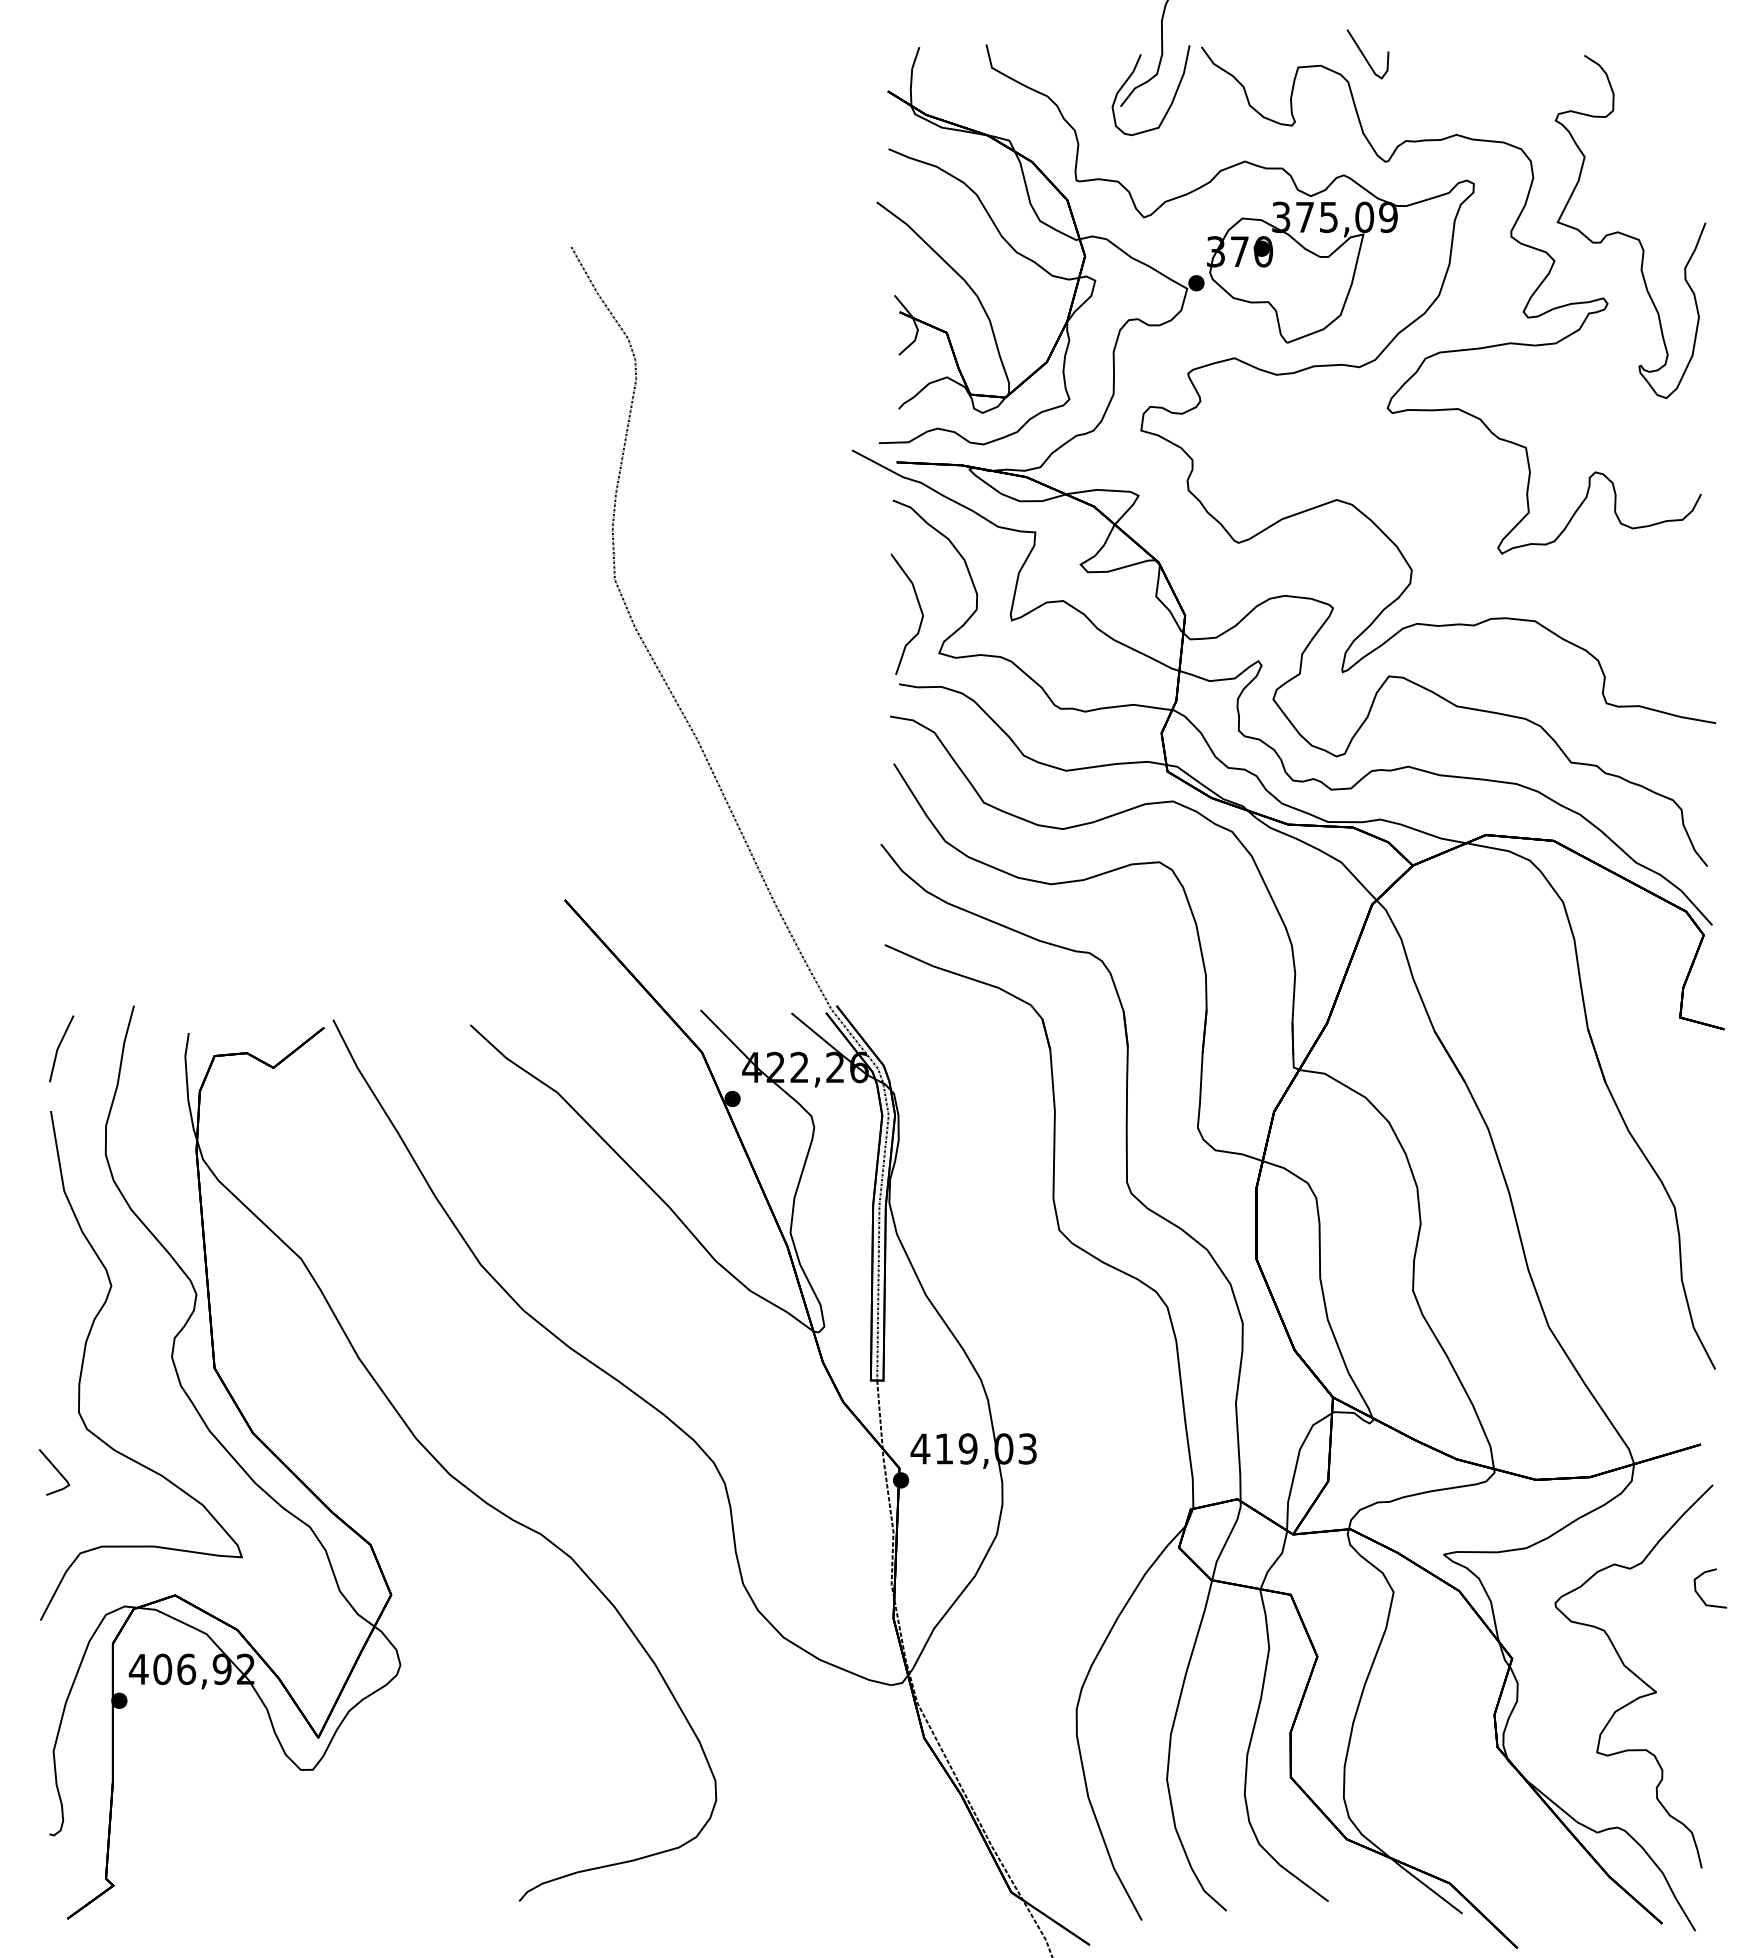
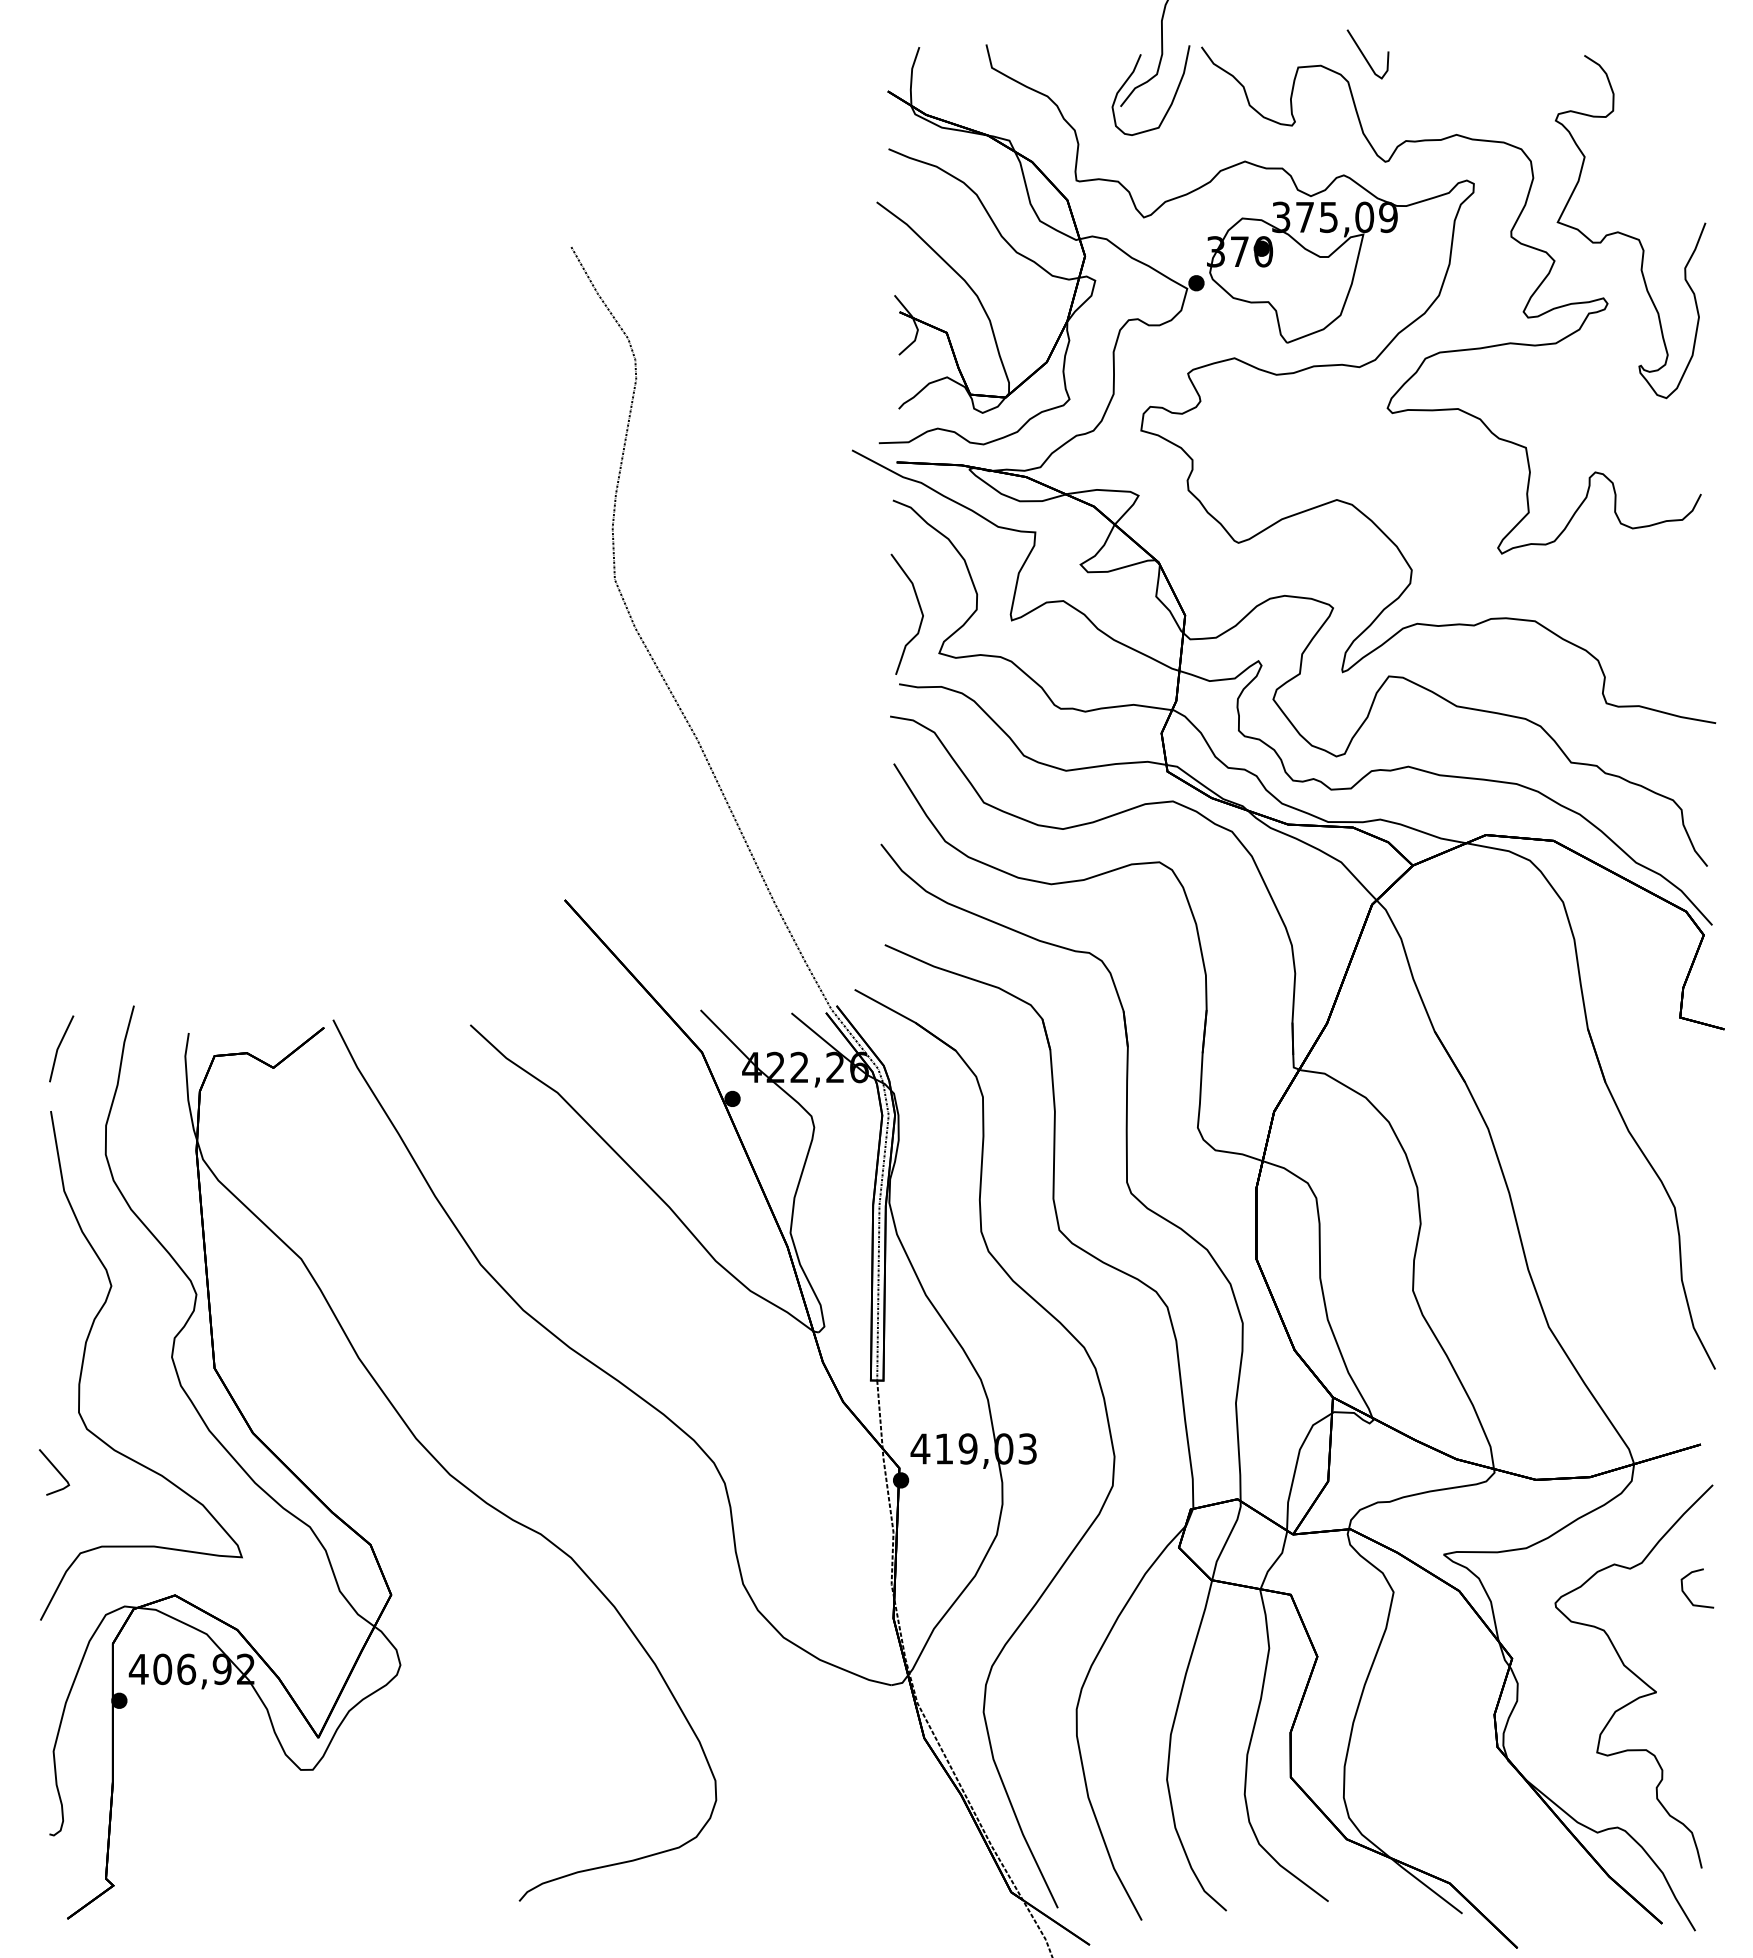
part: none -> present (1108, 1430)
part position: (1700, 1595) -> (1687, 1595) (1687, 1595)
